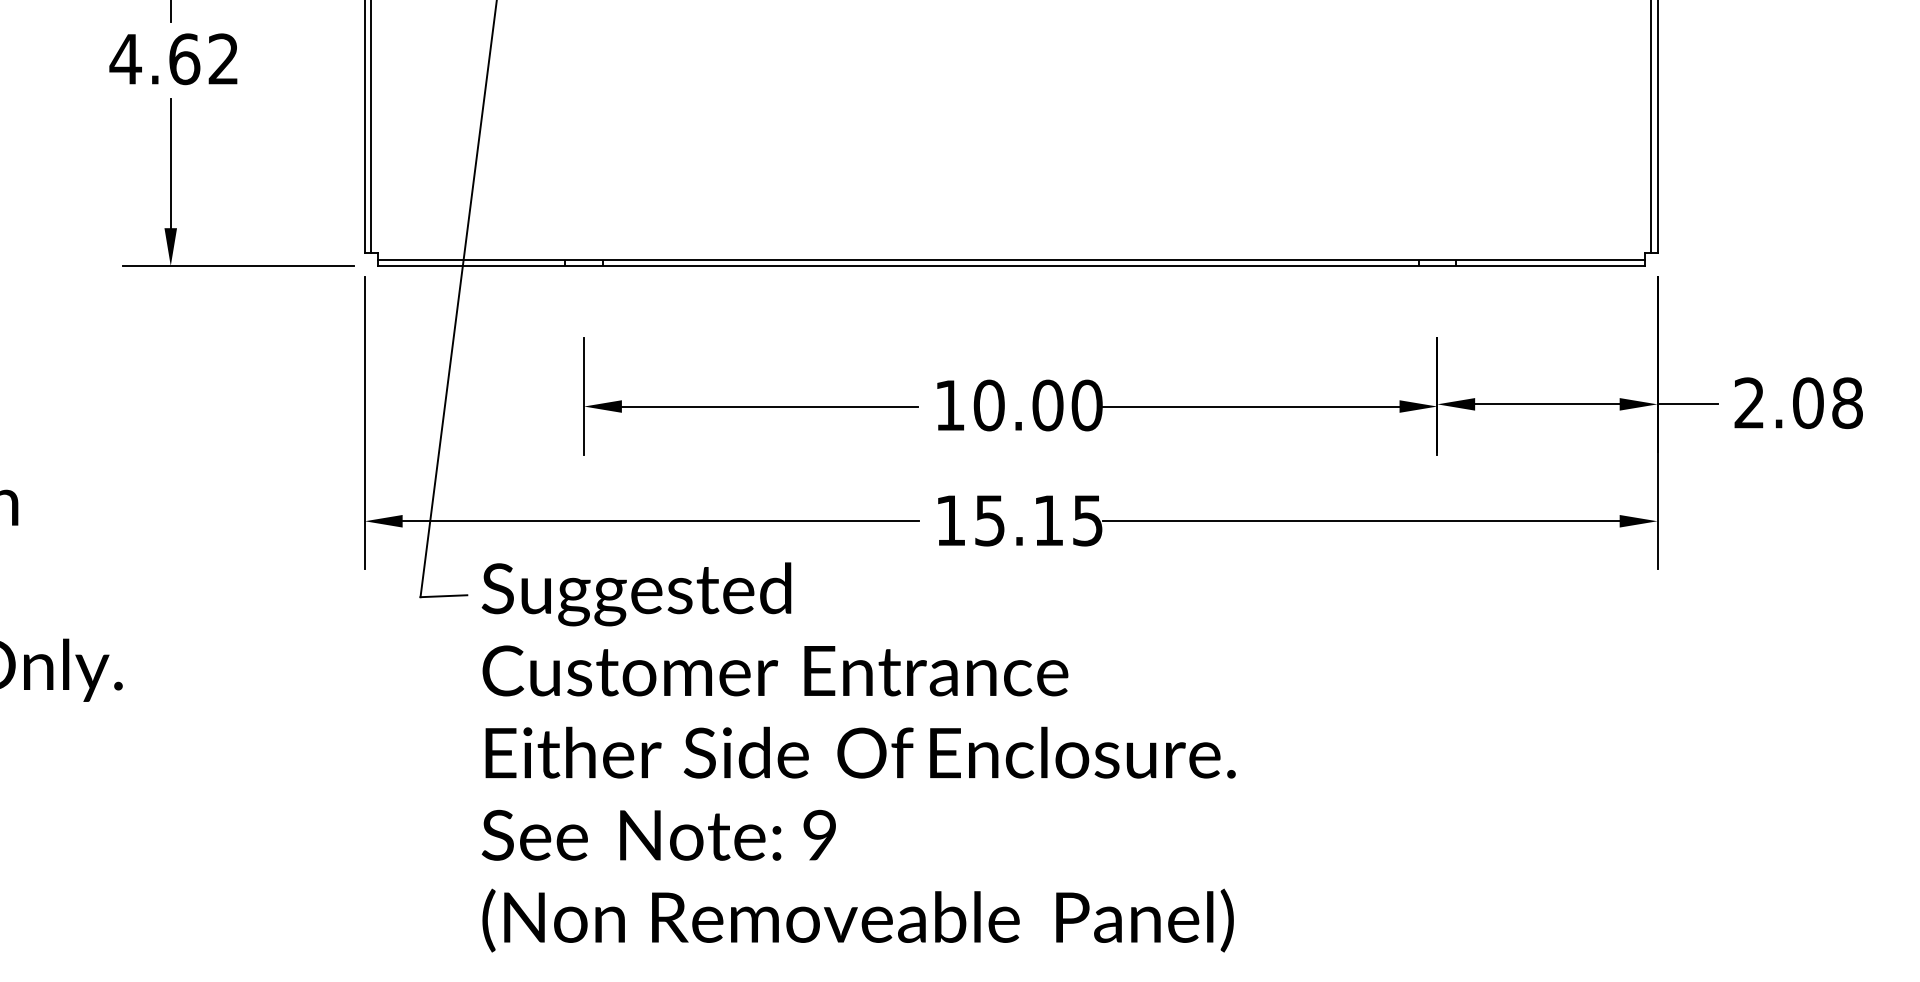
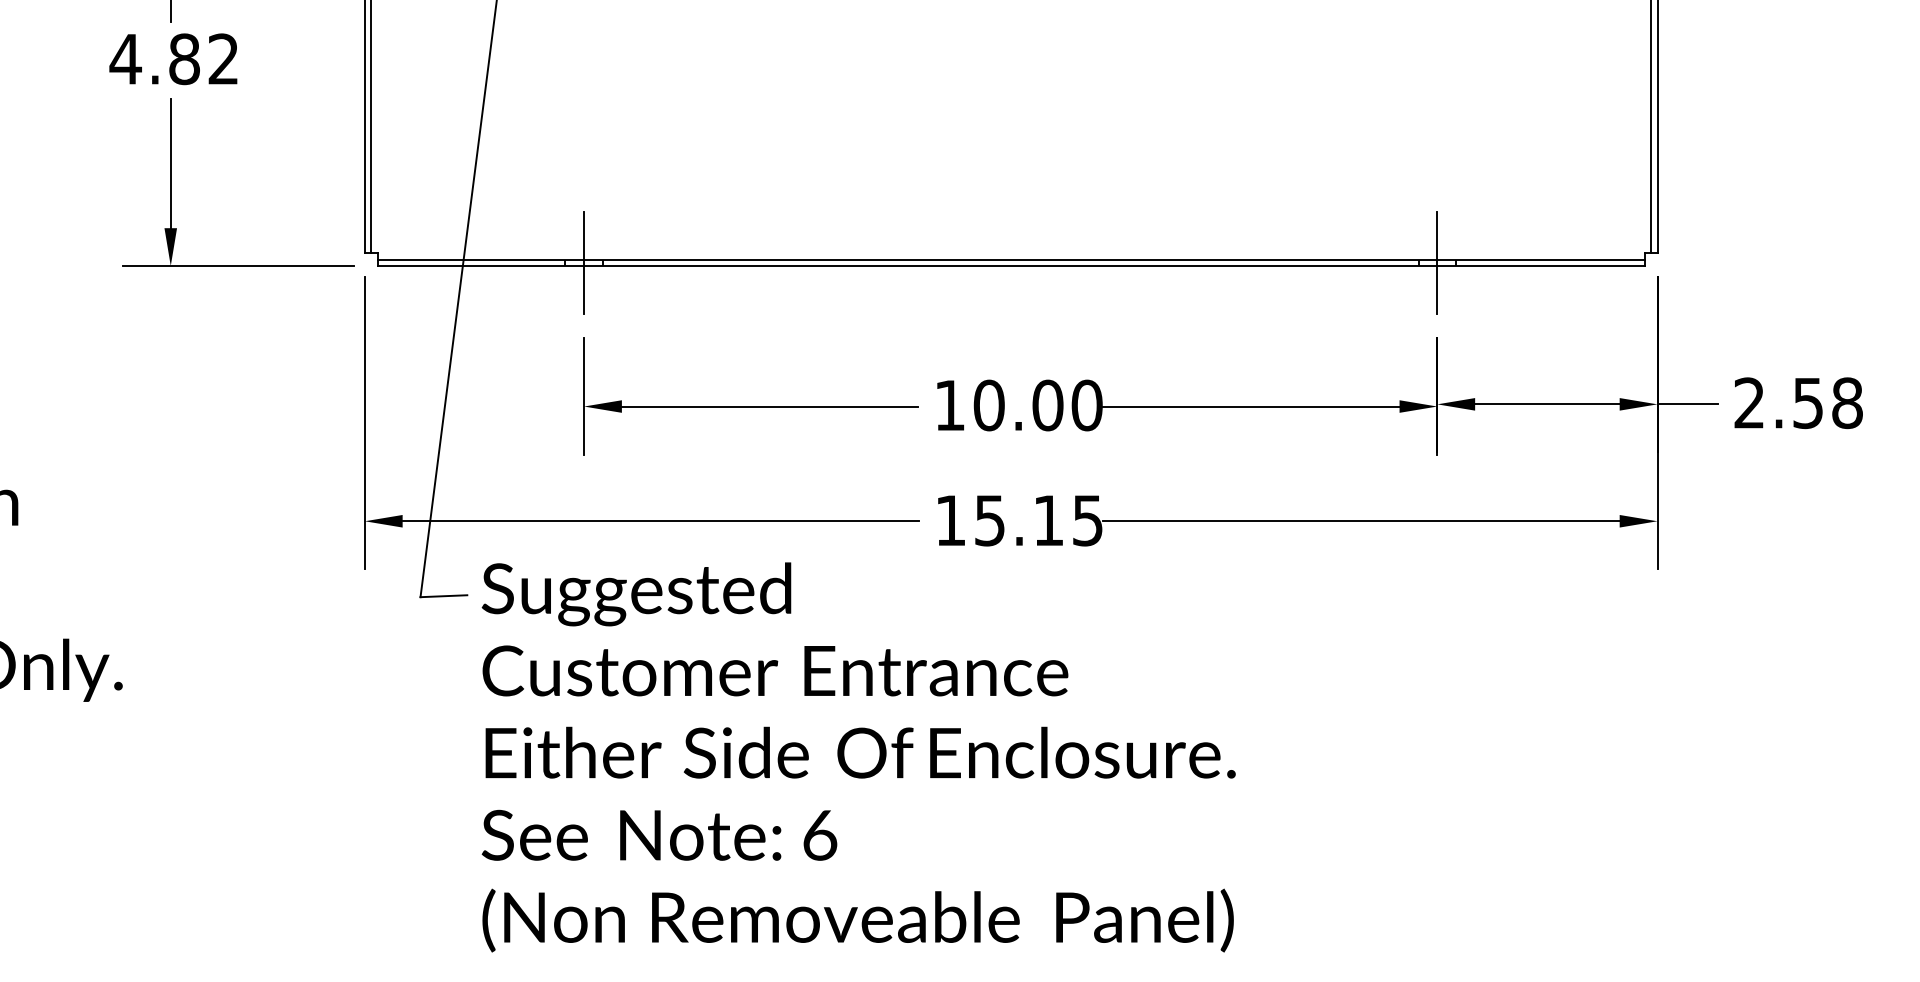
text: 4.62 -> 4.82 (184, 58)
line: none -> present (584, 262)
line: none -> present (1437, 262)
text: 2.08 -> 2.58 (1808, 403)
text: 9 -> 6 (820, 834)
